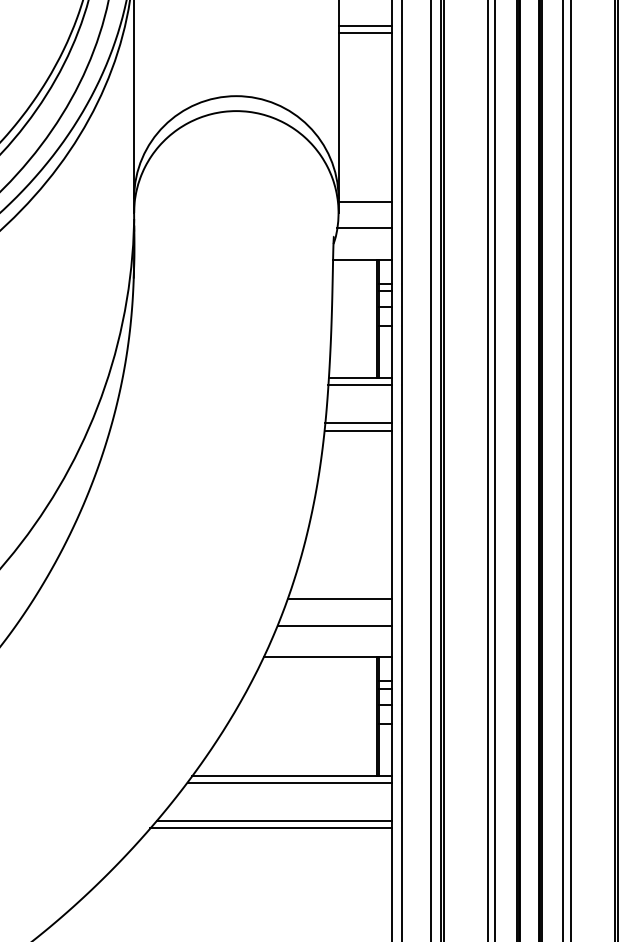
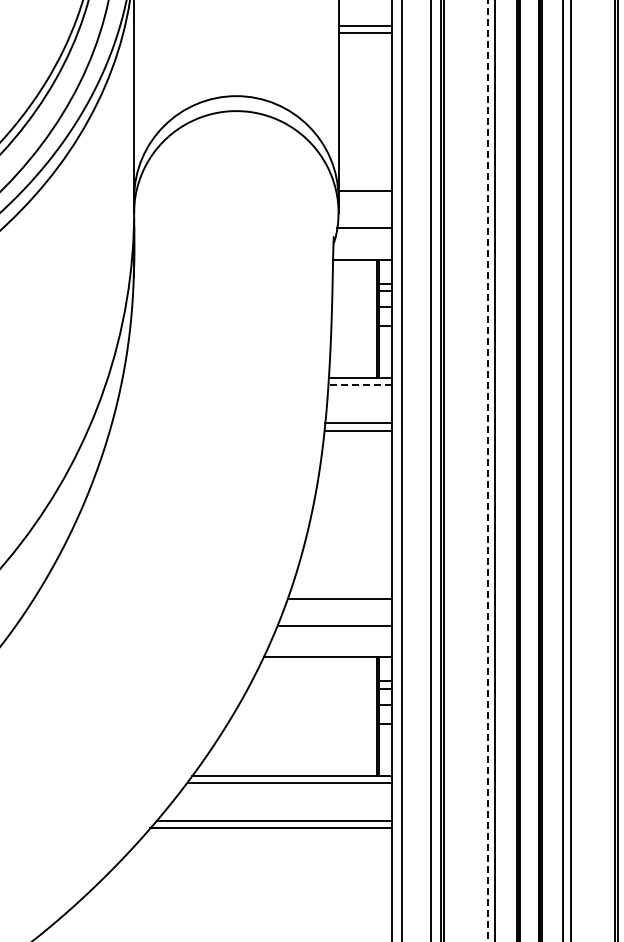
line position: (365, 201) -> (365, 190) (365, 190)
line: solid -> dashed (360, 385)
line: solid -> dashed (487, 471)
